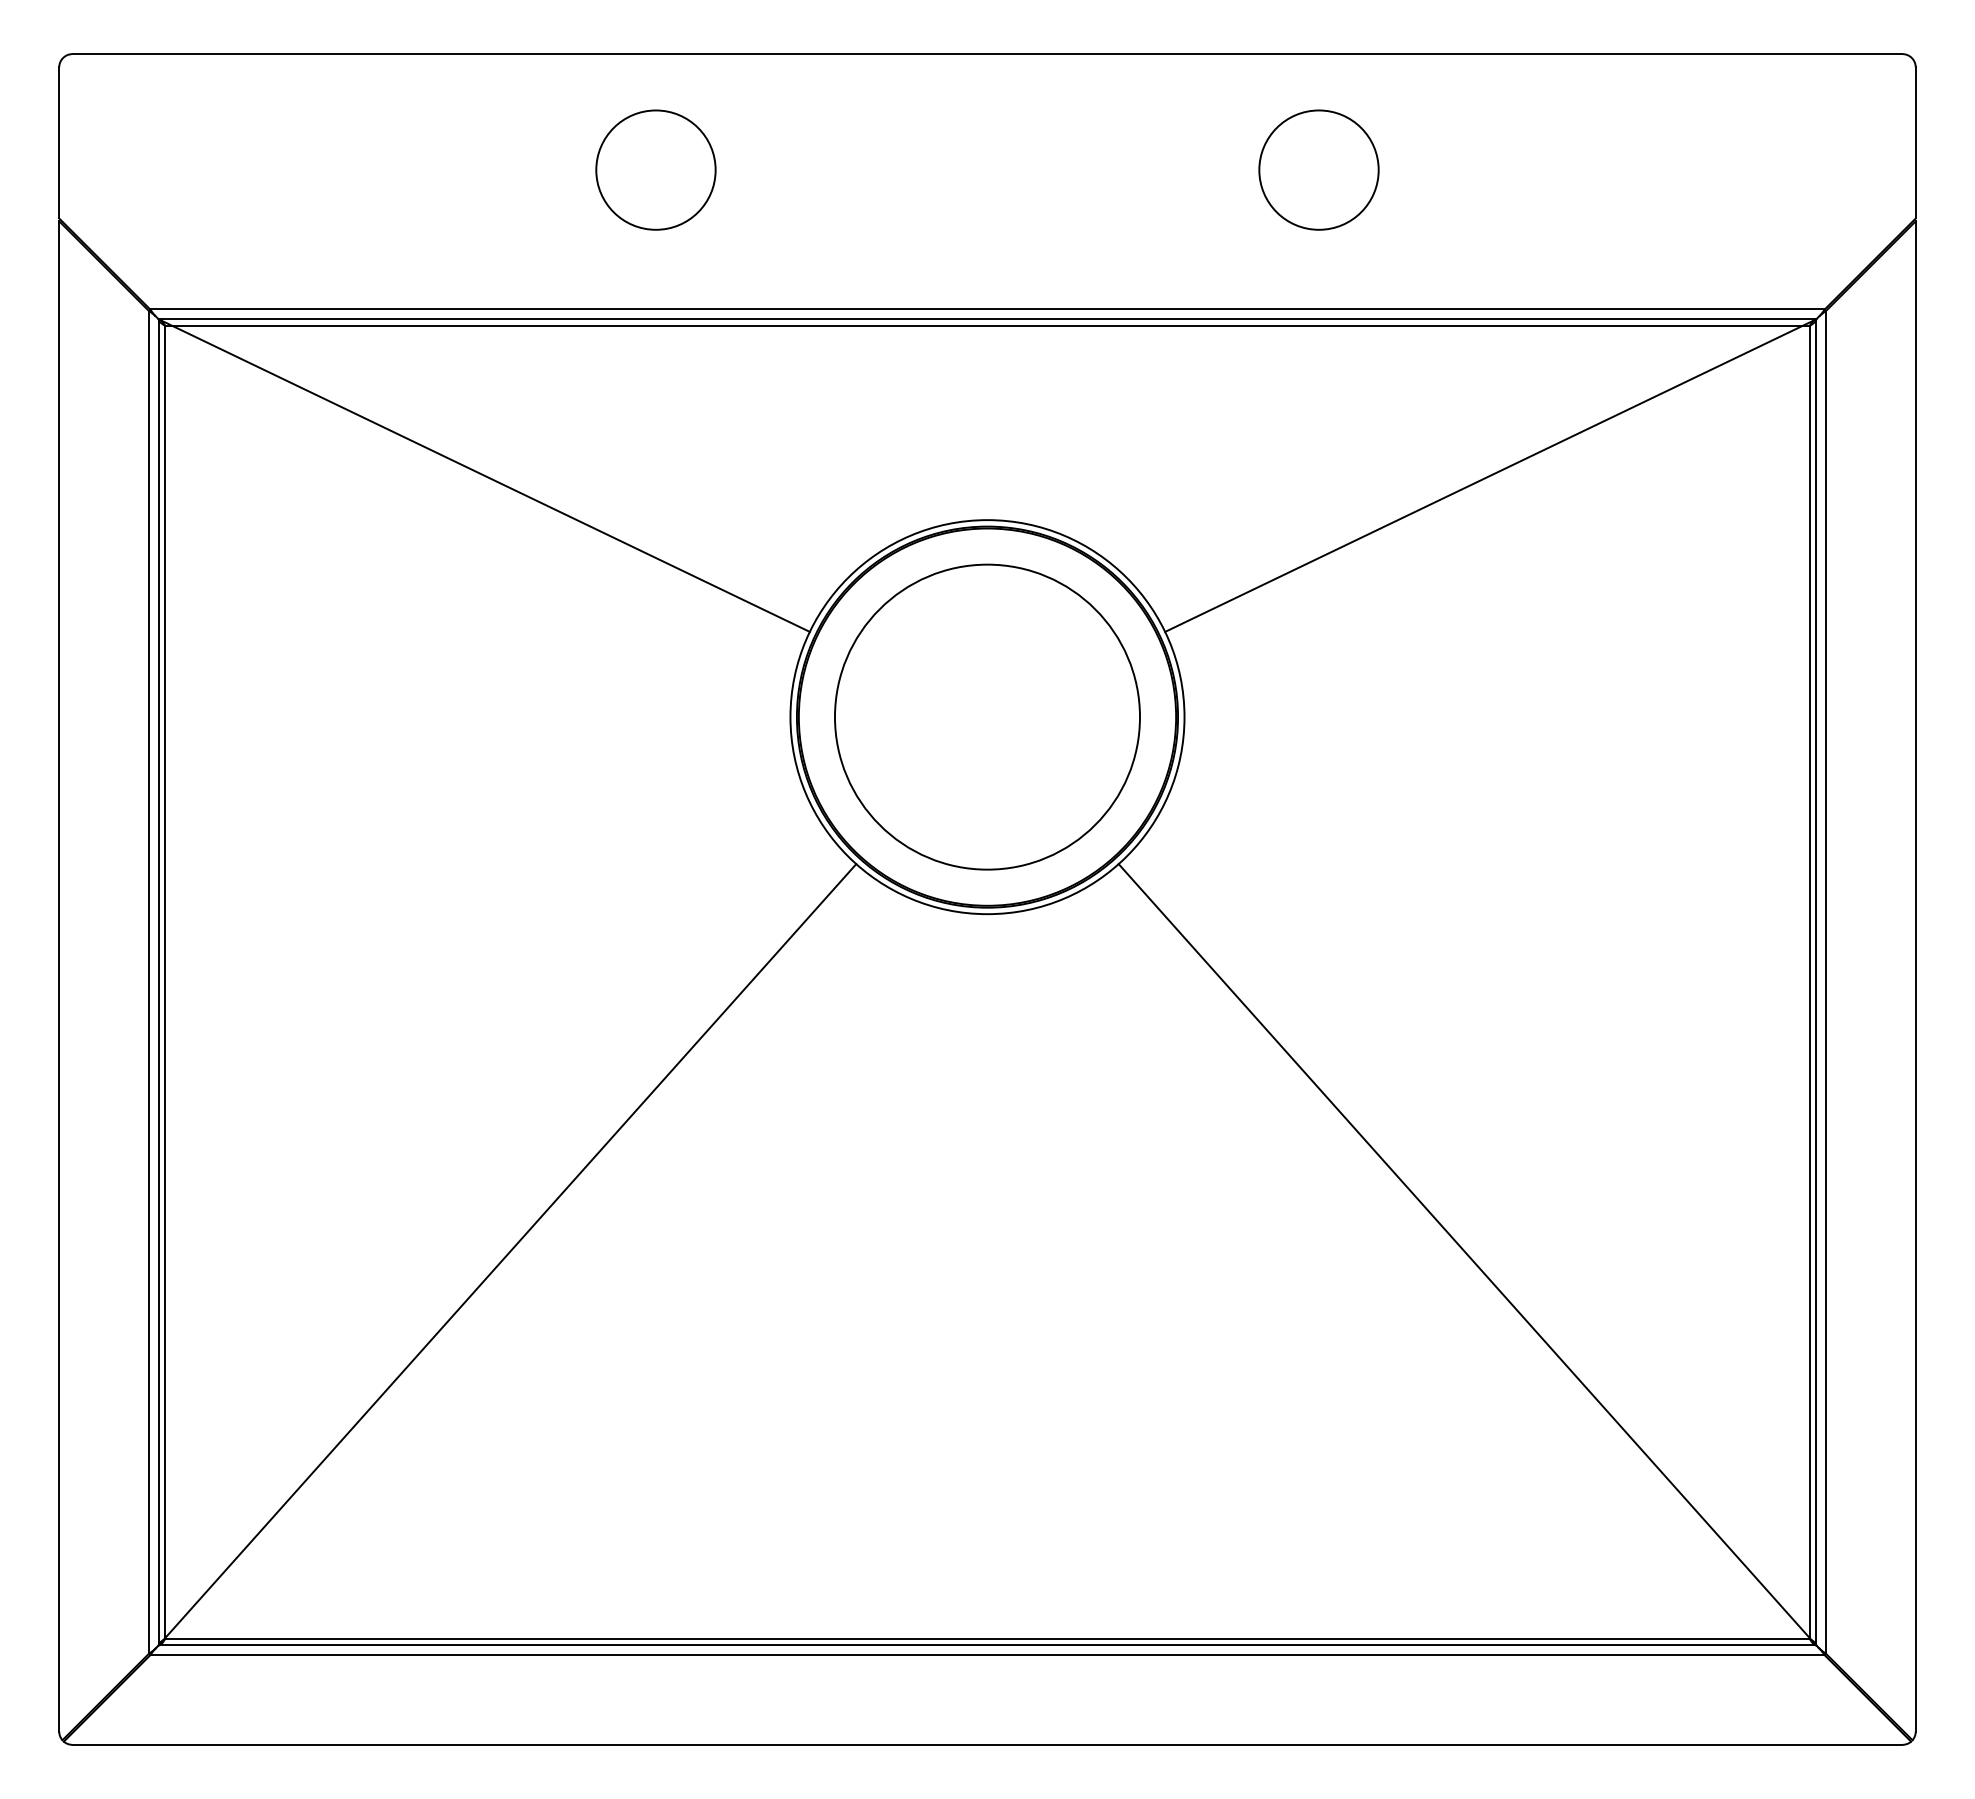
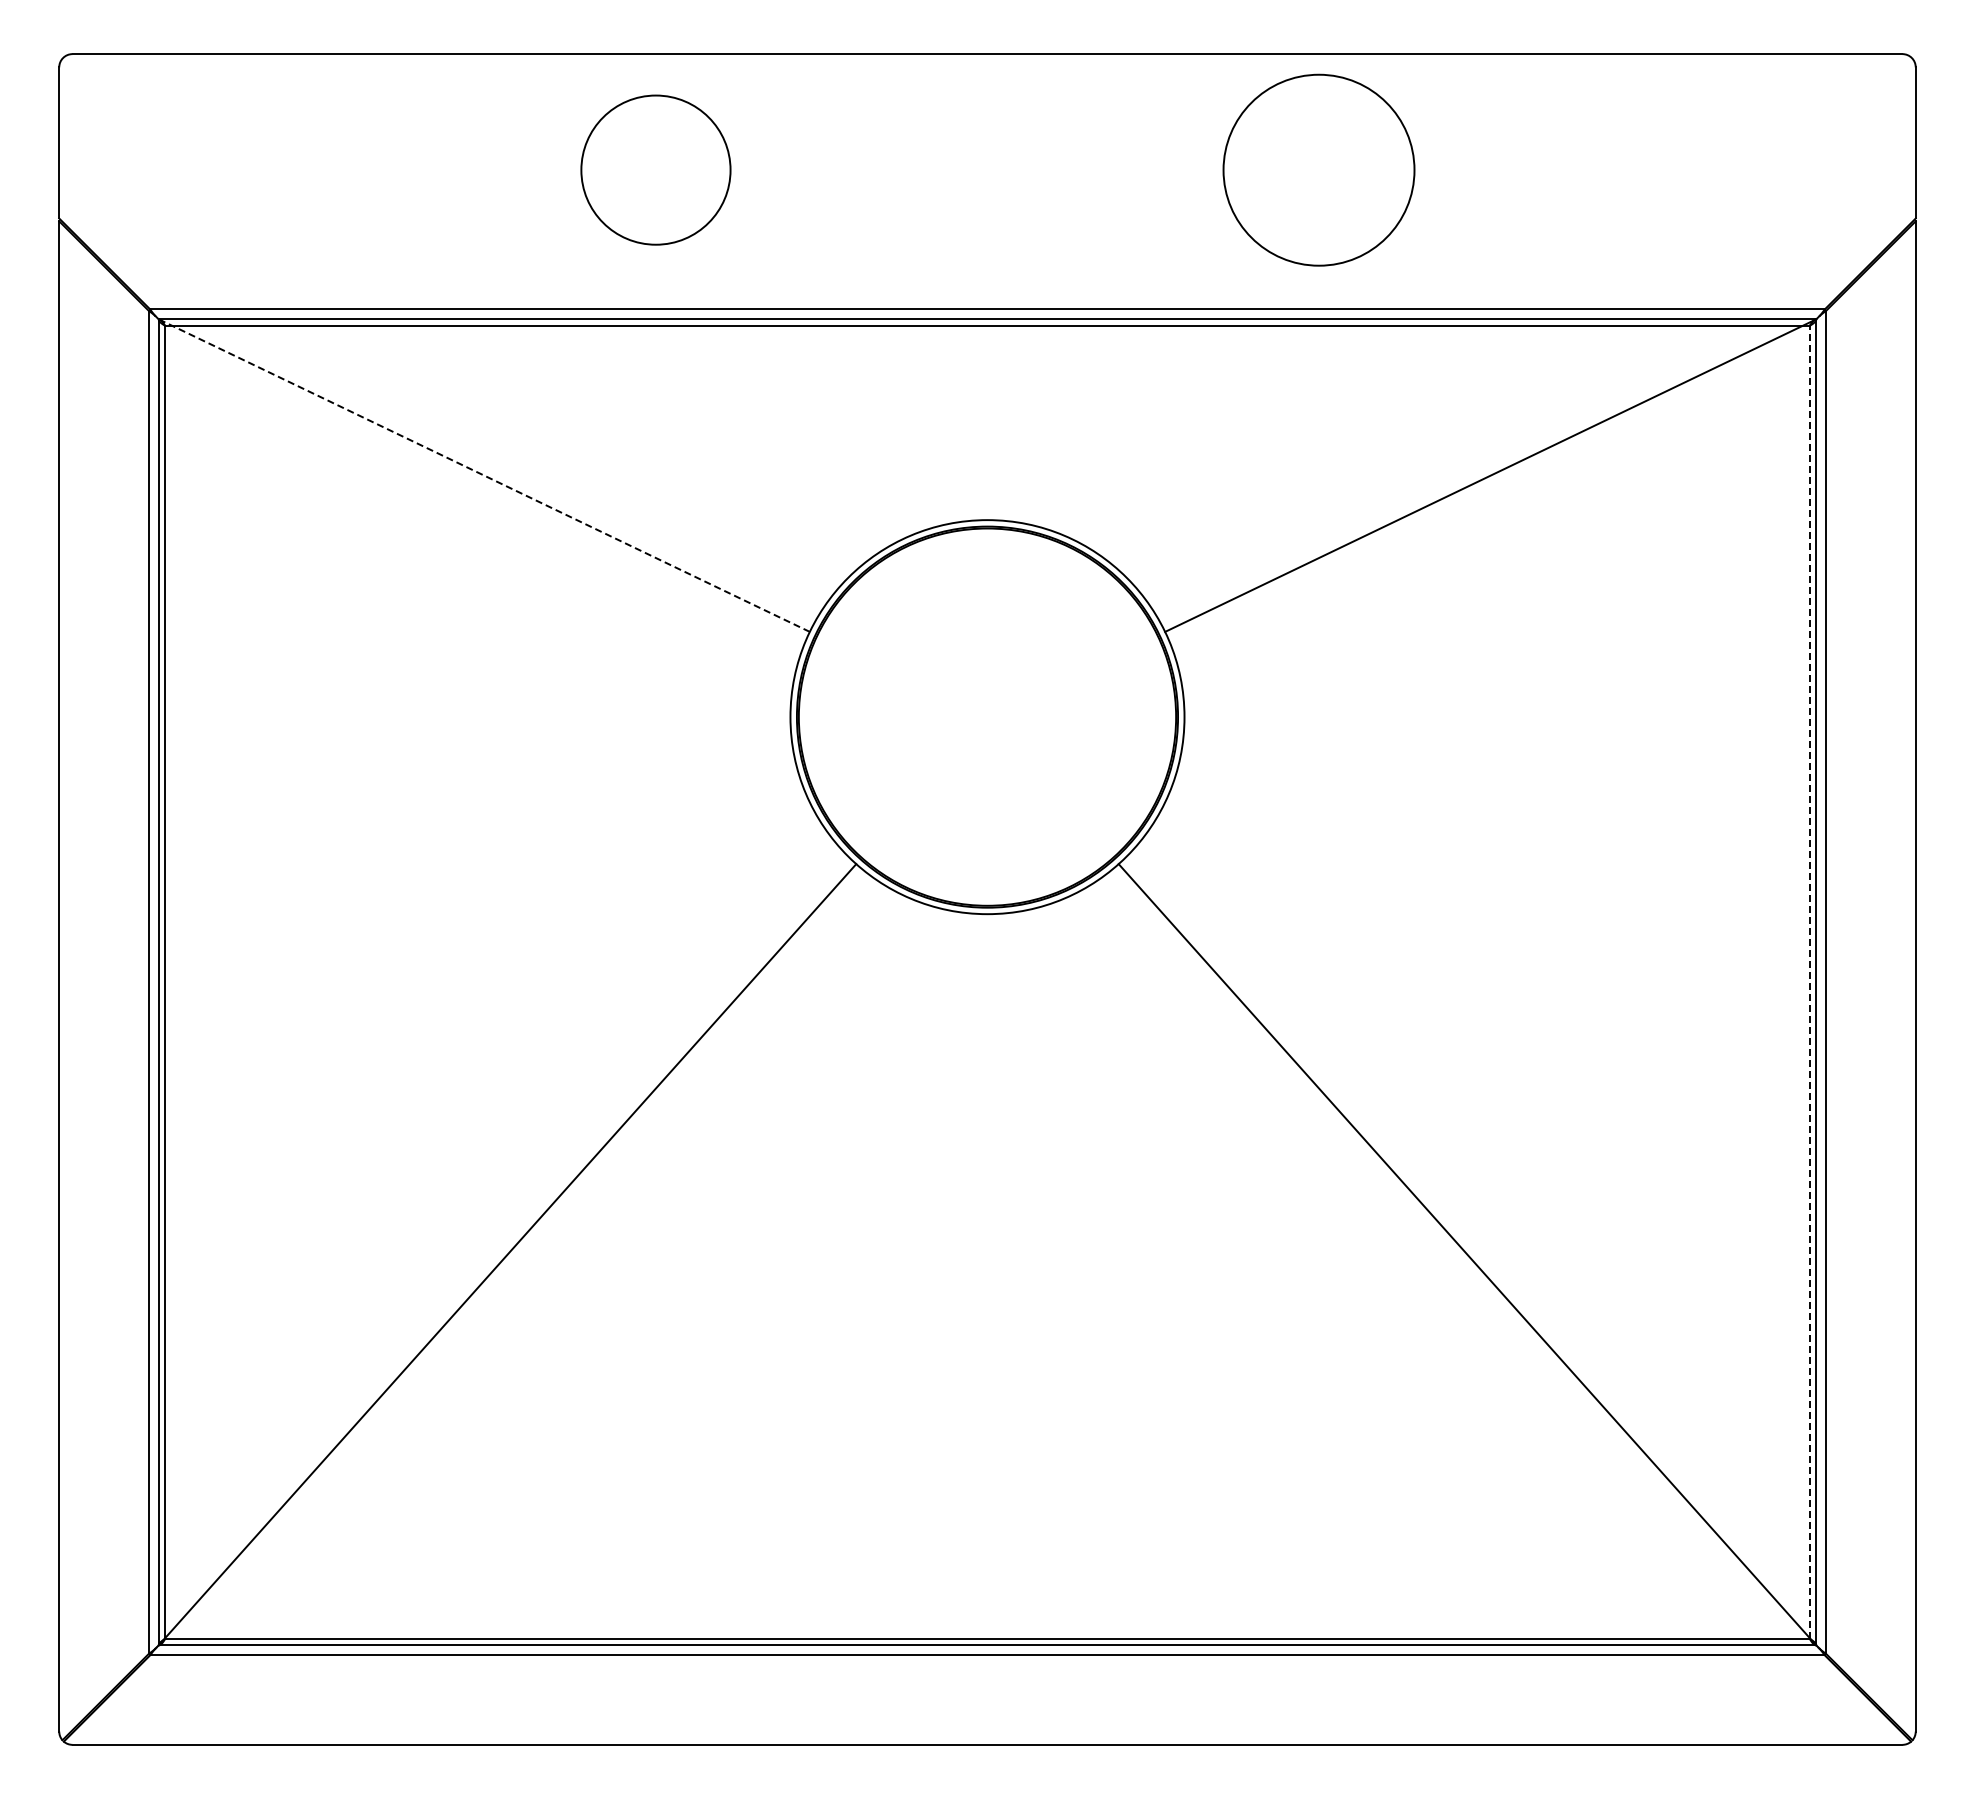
circle diameter: 119 px -> 149 px (655, 169)
circle size: 122x122 px -> 194x194 px (1318, 169)
line: solid -> dashed (483, 475)
circle: present -> none (987, 716)
line: solid -> dashed (1809, 981)
